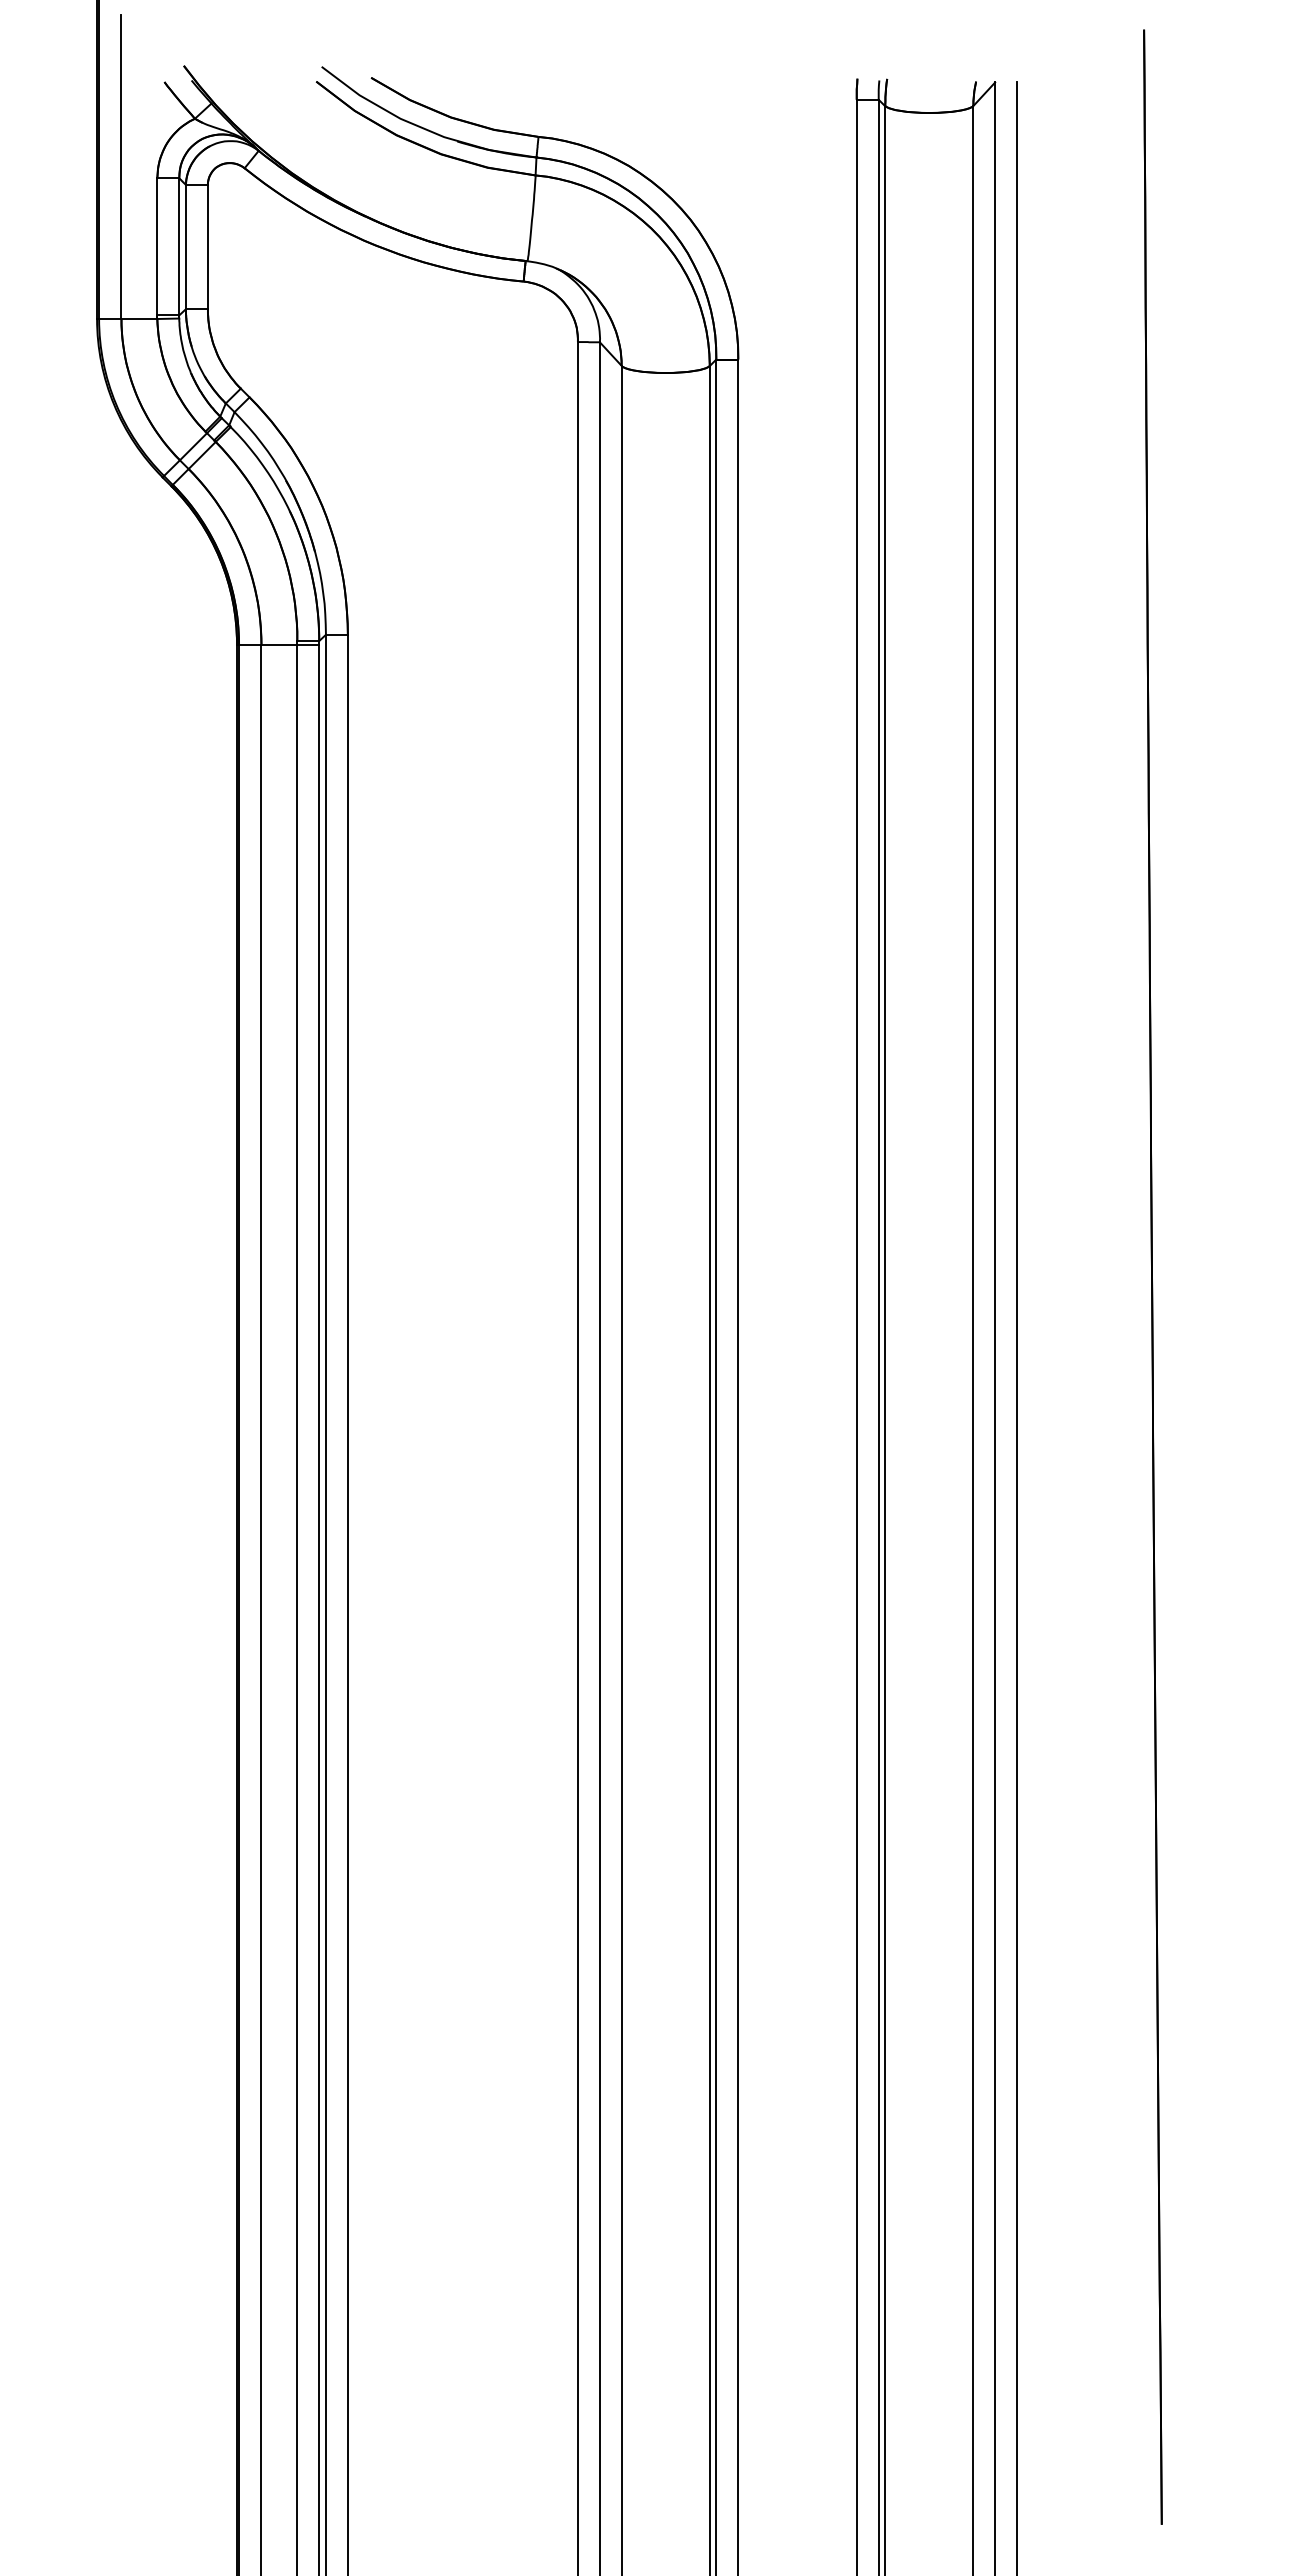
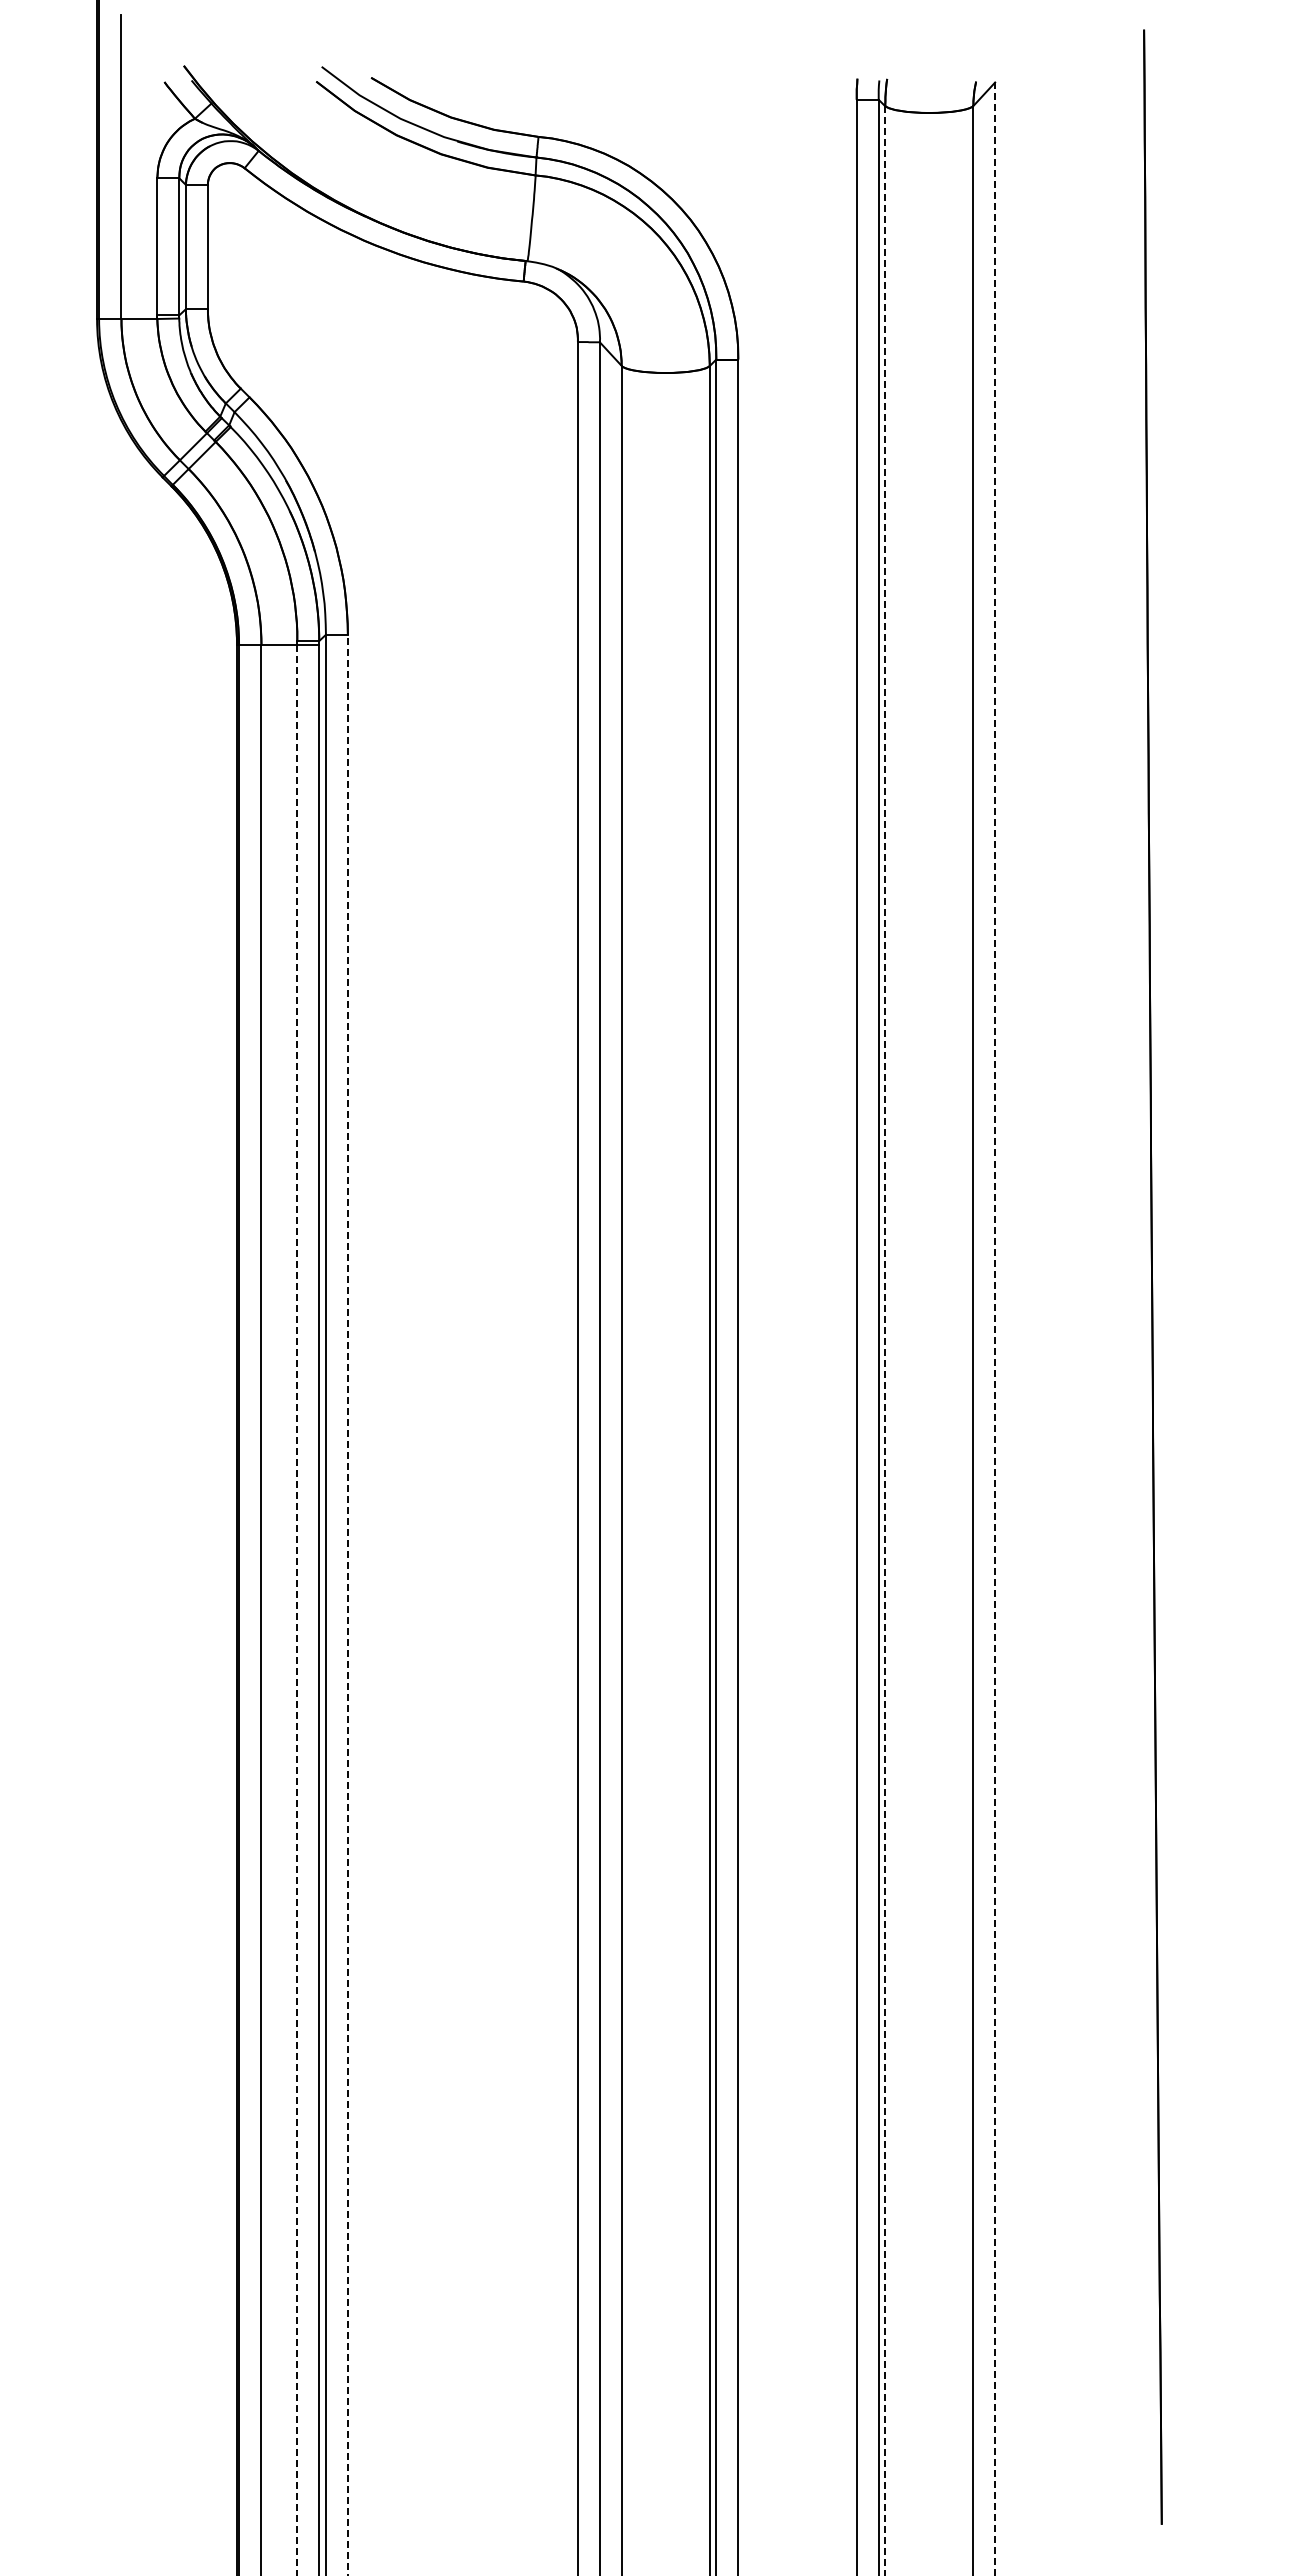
line: present -> none (1017, 1327)
line: solid -> dashed (995, 1329)
line: solid -> dashed (885, 1340)
line: solid -> dashed (347, 1604)
line: solid -> dashed (297, 1610)
